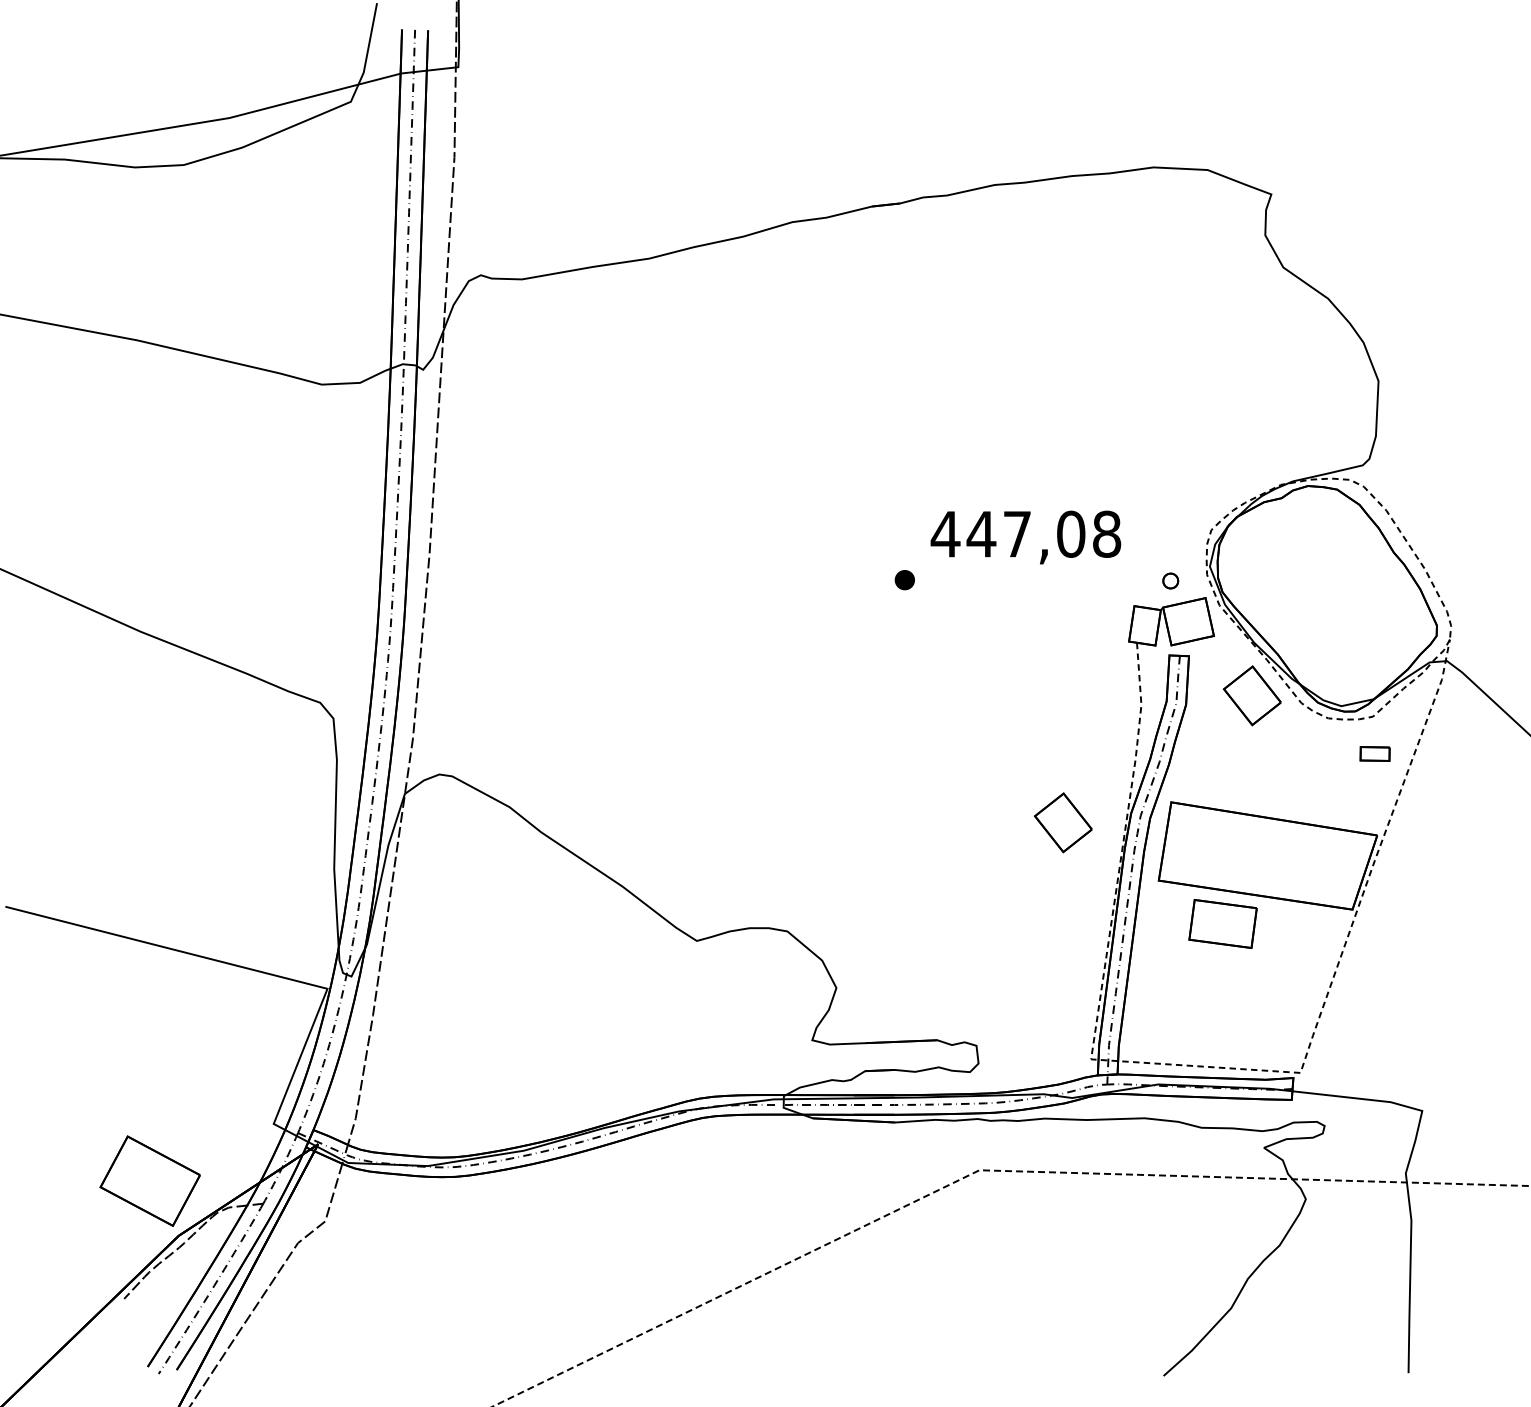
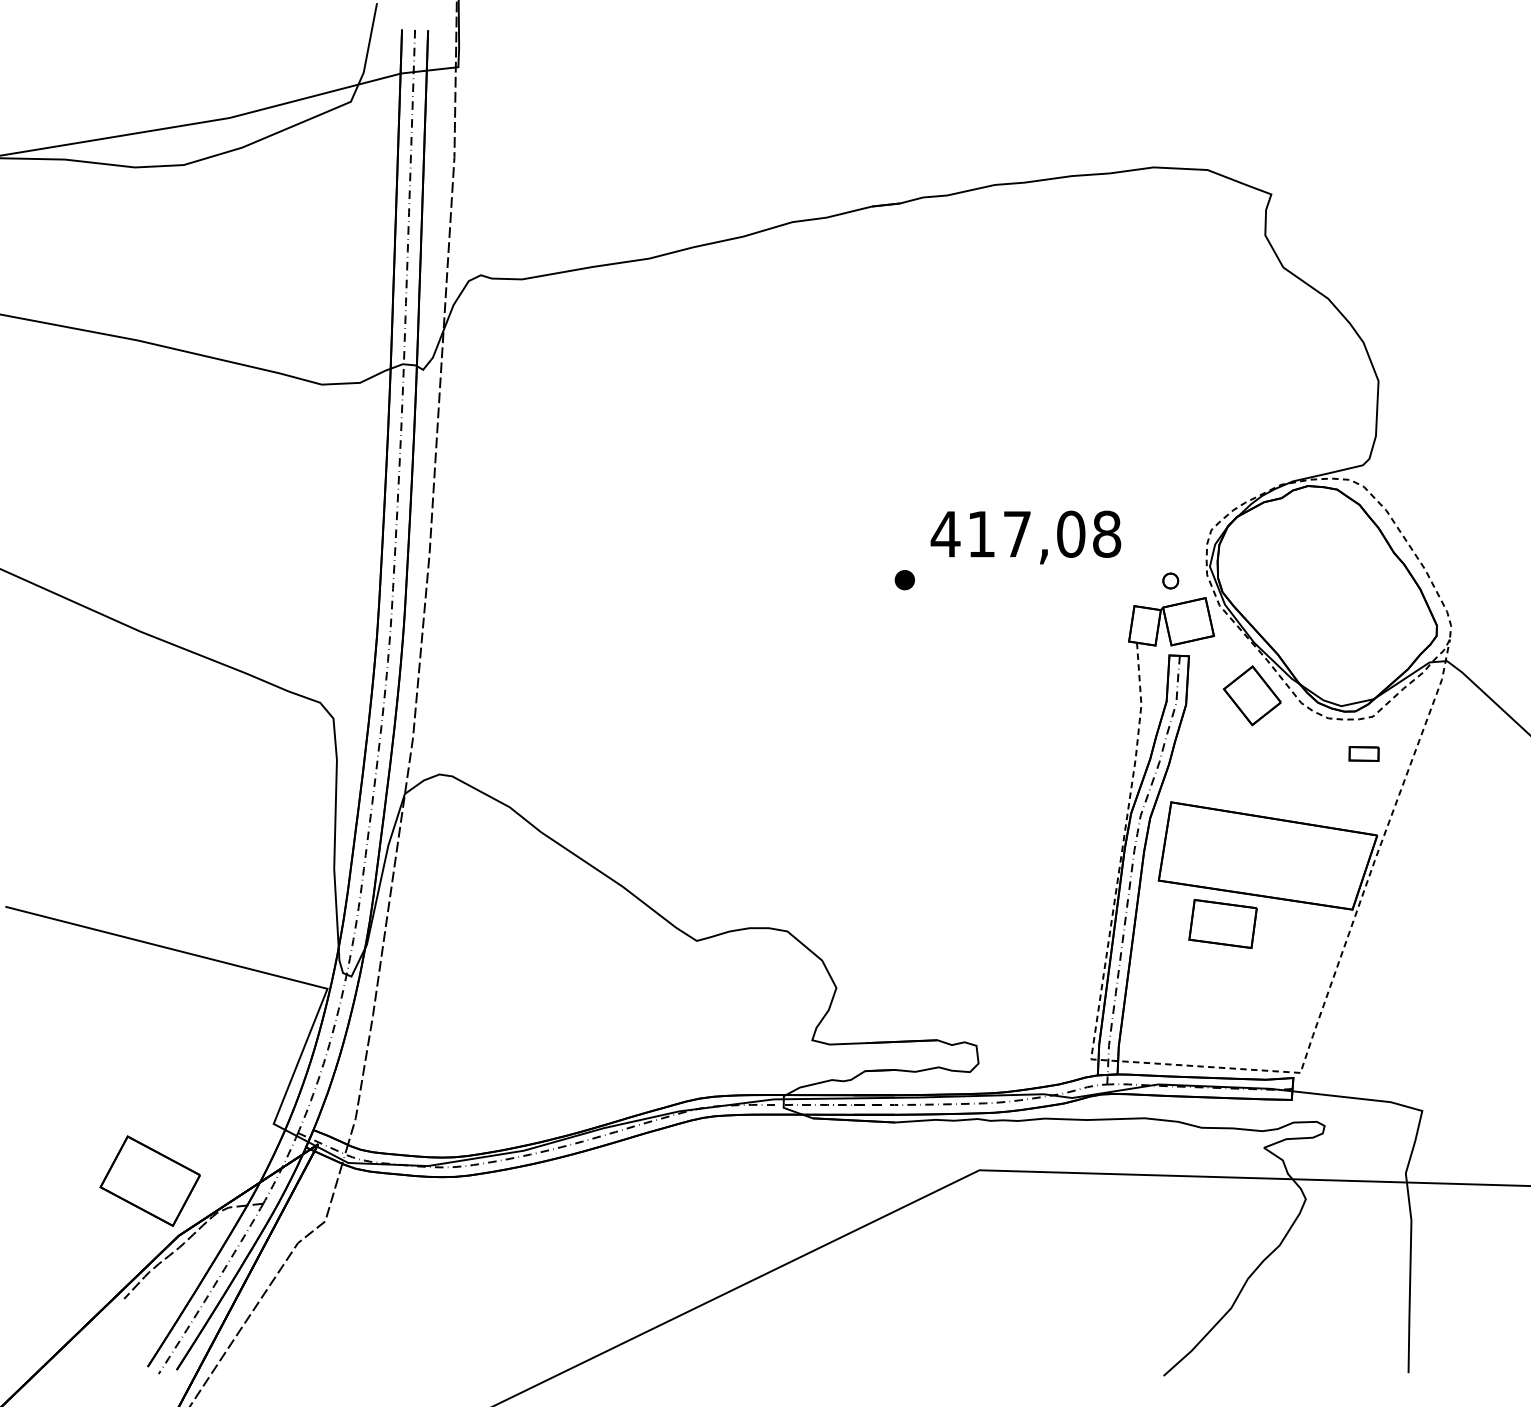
text: 447,08 -> 417,08 (981, 534)
part position: (1374, 753) -> (1363, 753) (1363, 753)
part: present -> none (1062, 822)
line: dashed -> solid (983, 1170)
